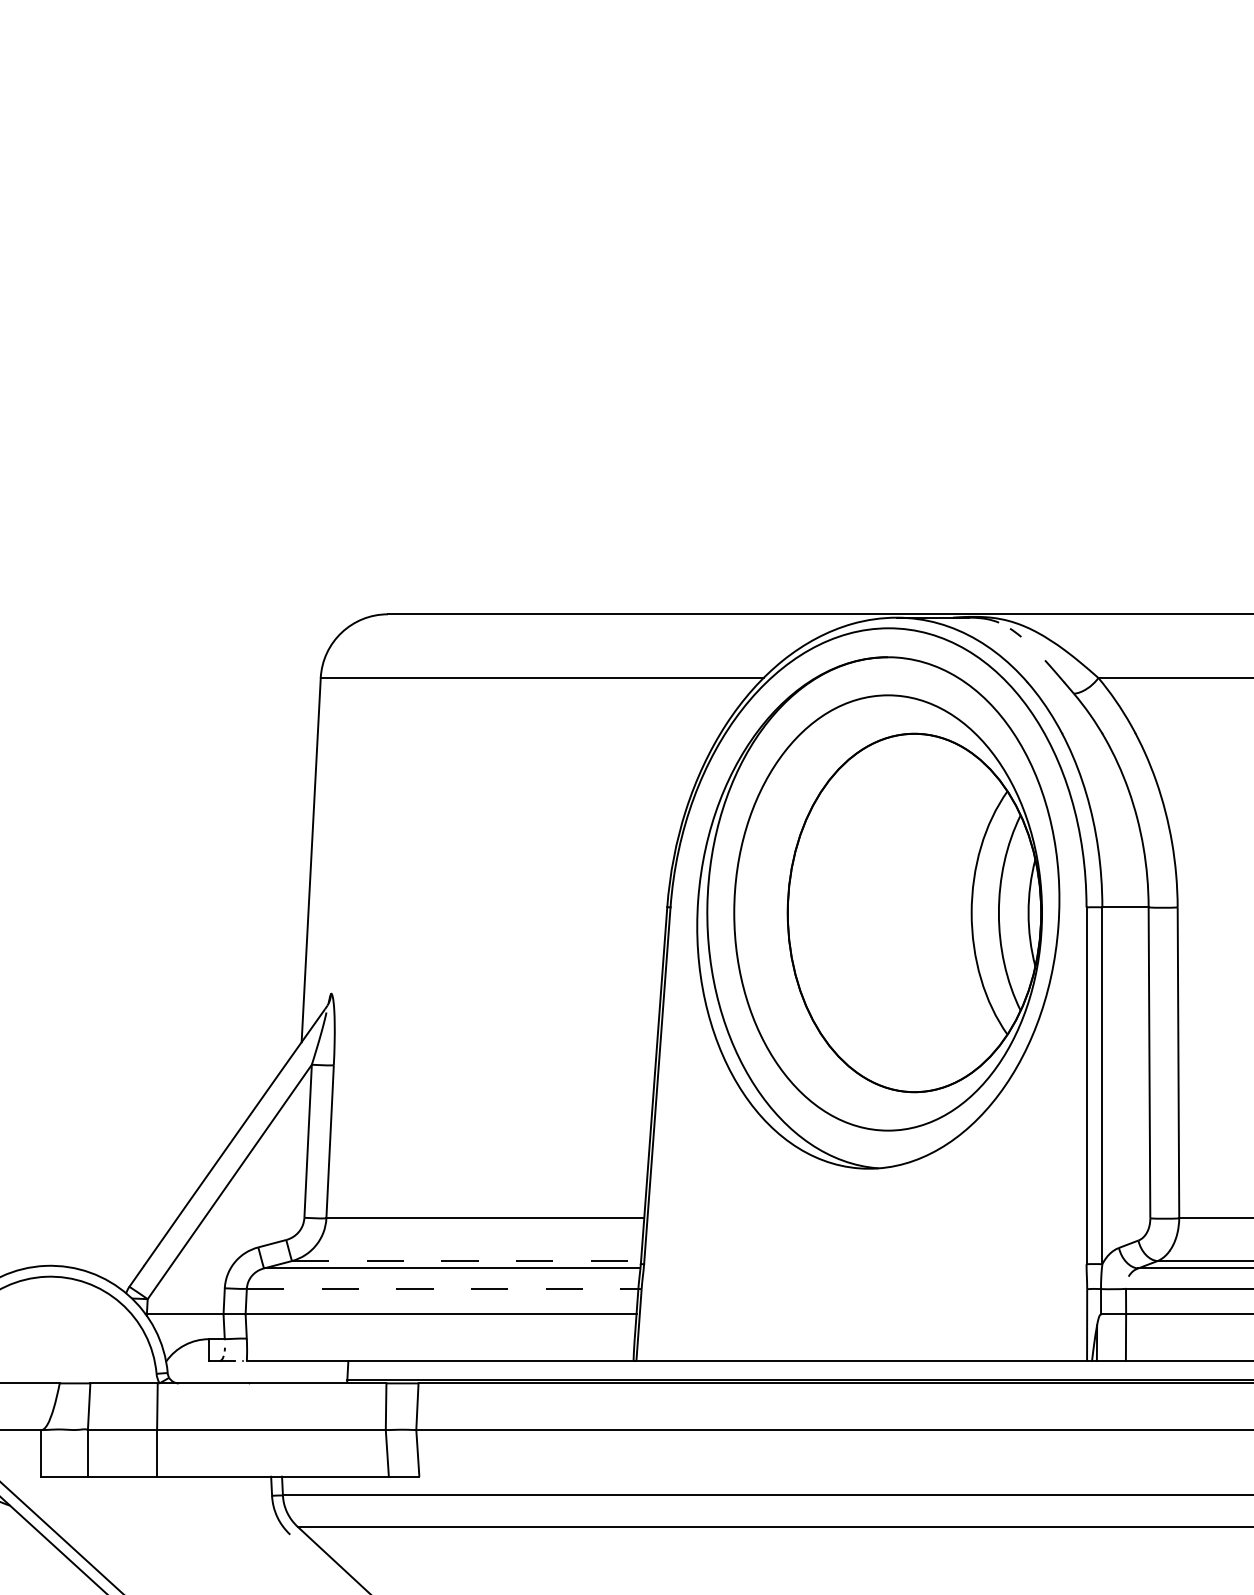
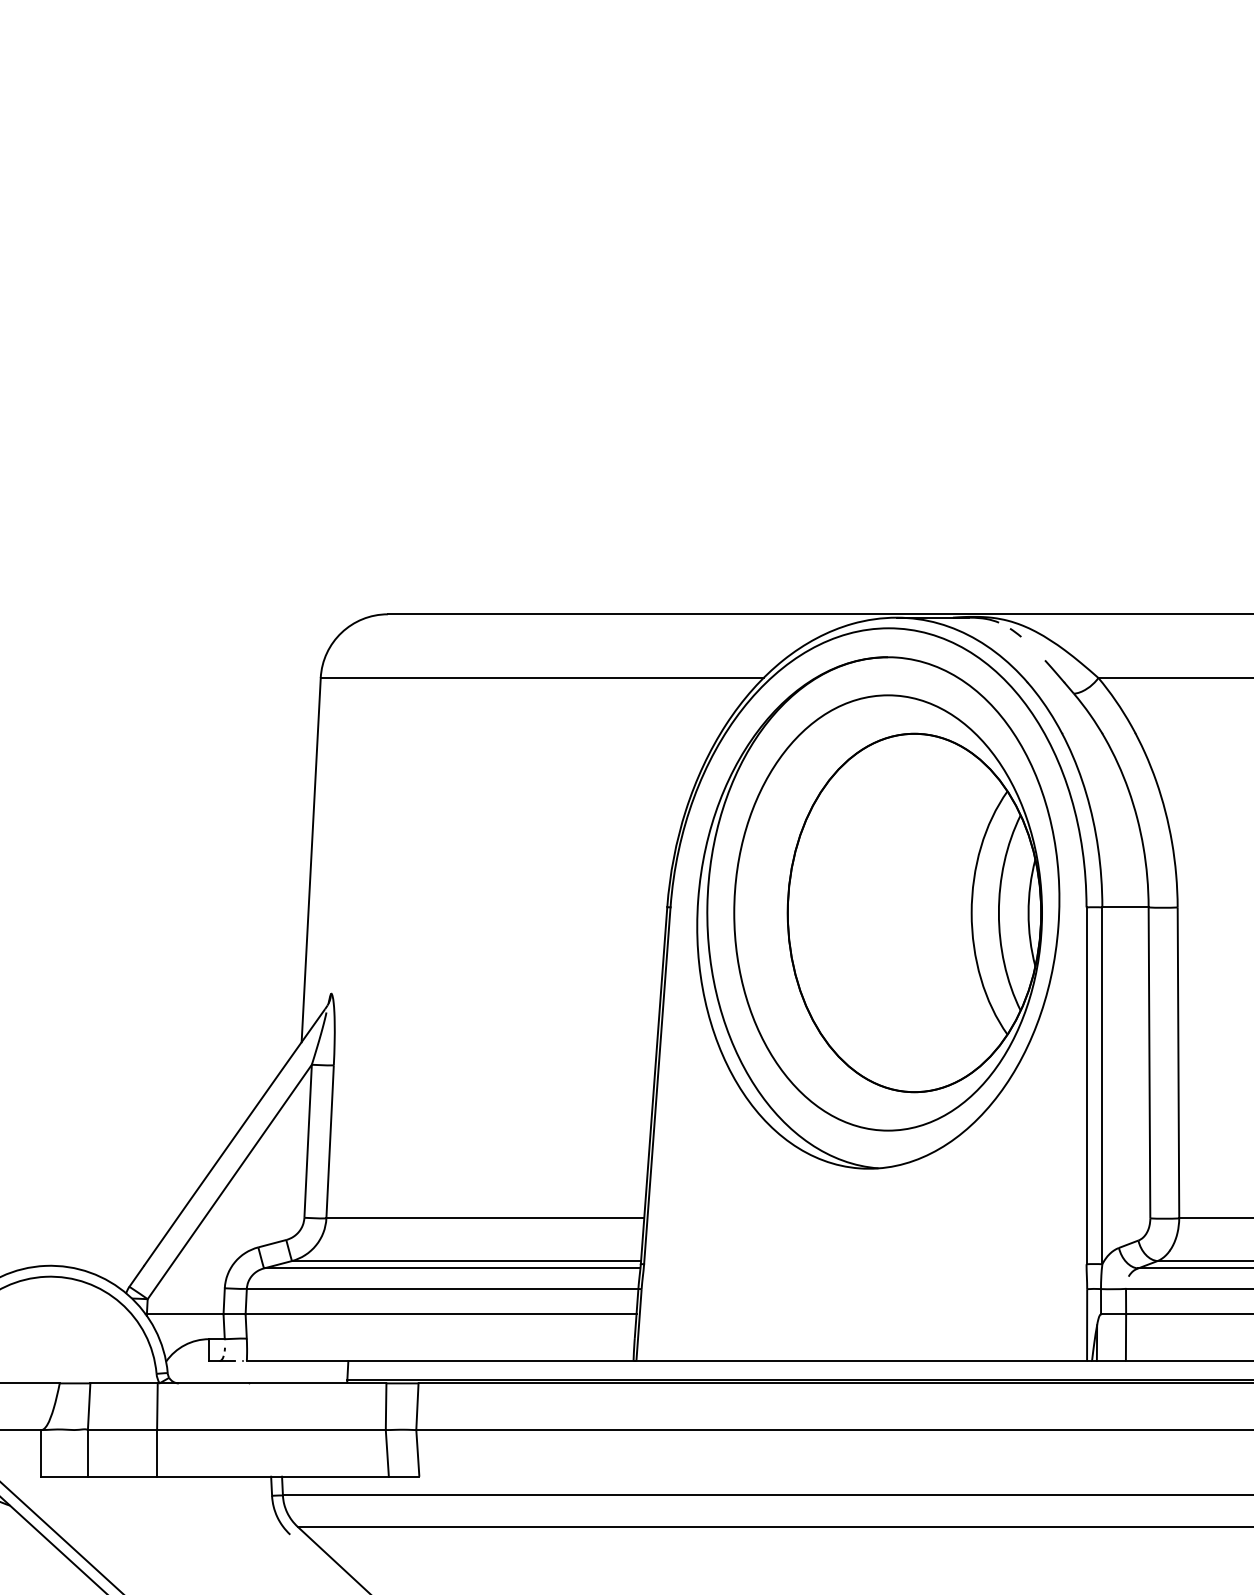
line: dashed -> solid (466, 1261)
line: dashed -> solid (442, 1288)
